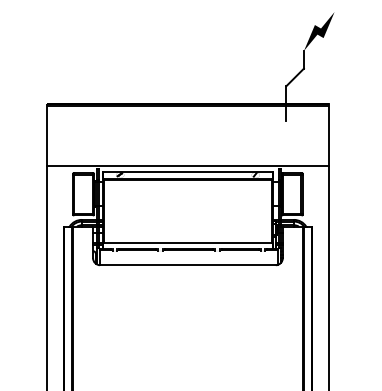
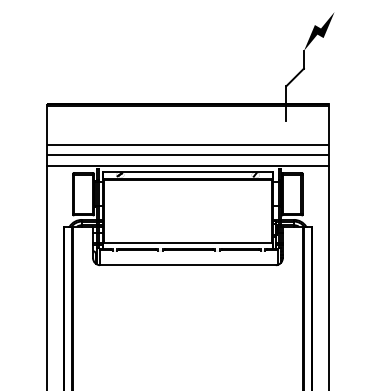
line: none -> present (187, 145)
line: none -> present (187, 155)
